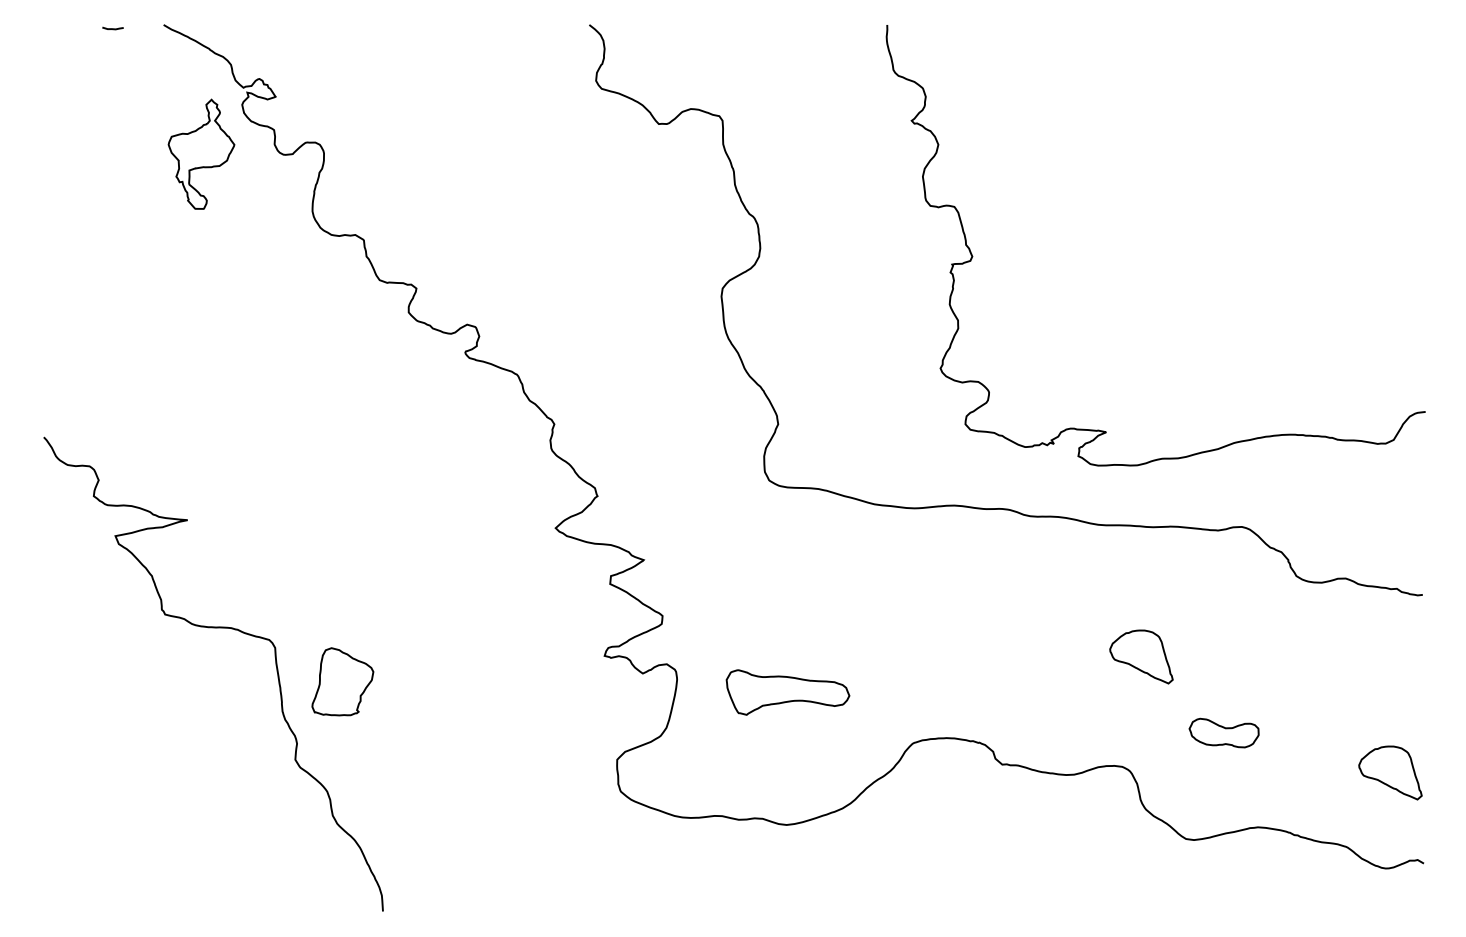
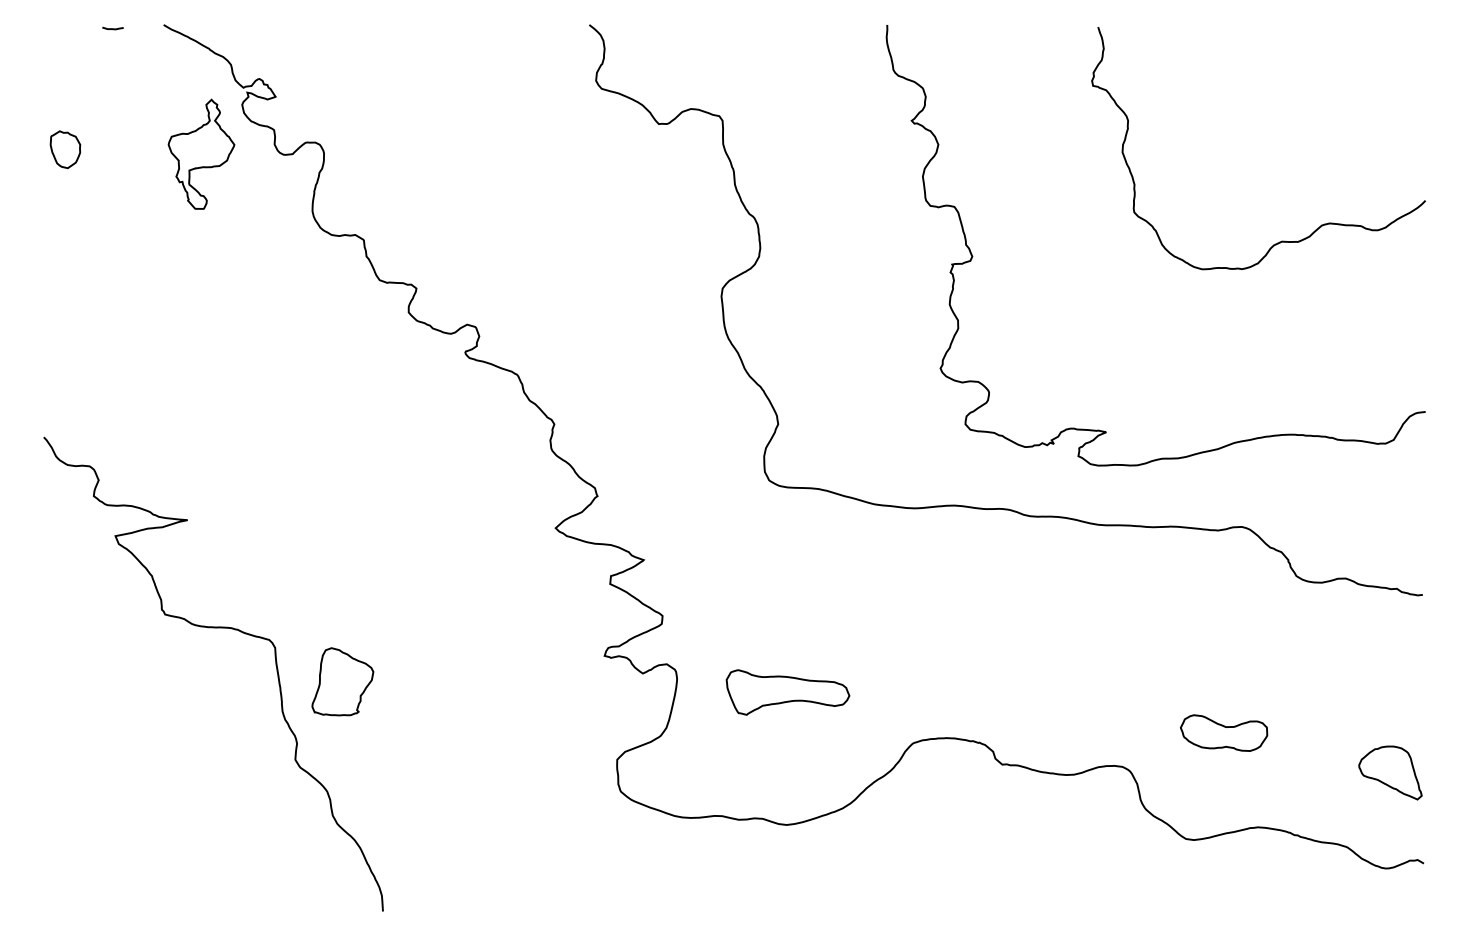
part: none -> present (65, 149)
curve: none -> present (1281, 240)
part: present -> none (1141, 656)
part size: 72x32 px -> 89x38 px (1224, 732)
